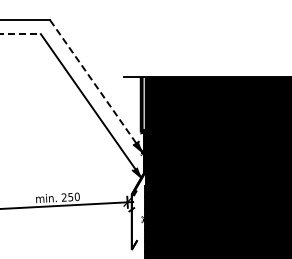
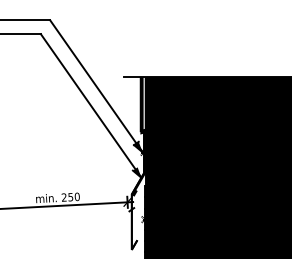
line: dashed -> solid (20, 34)
line: dashed -> solid (96, 86)
